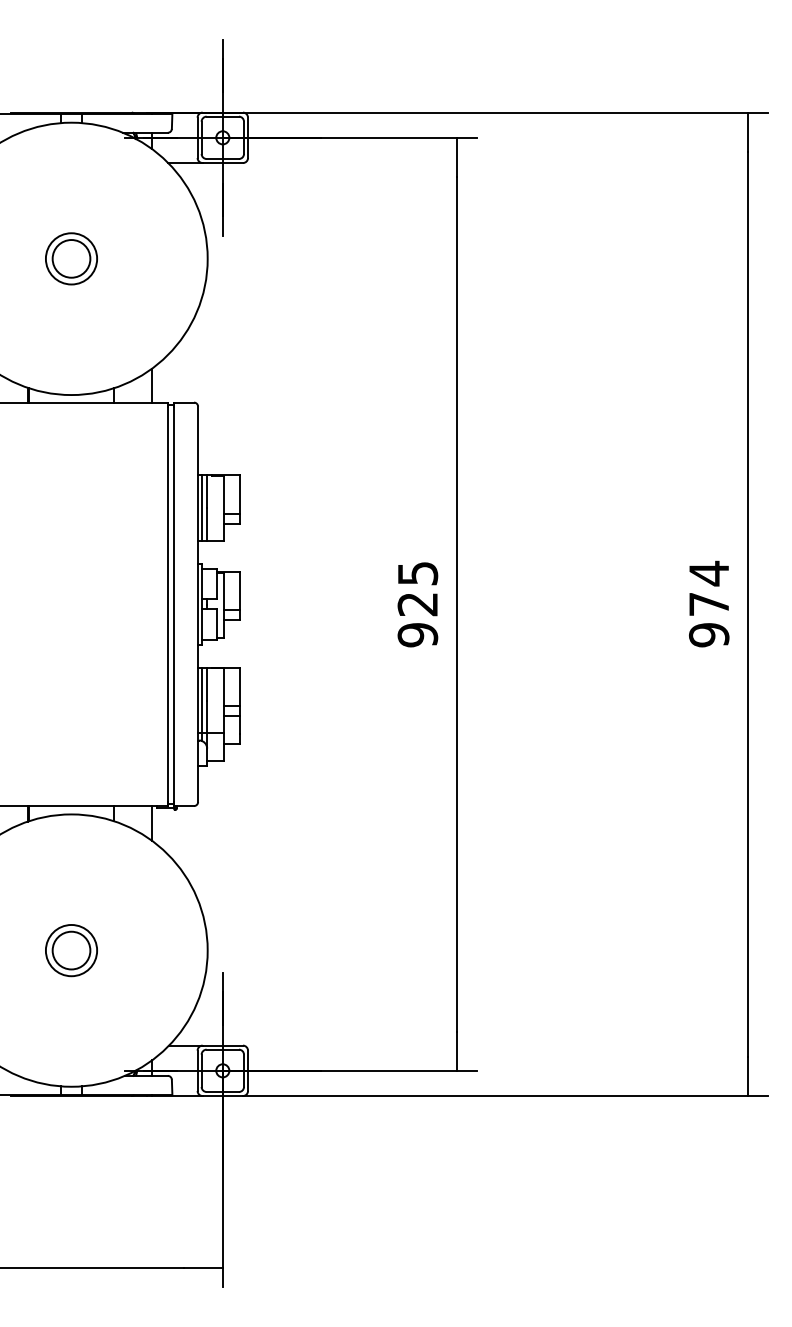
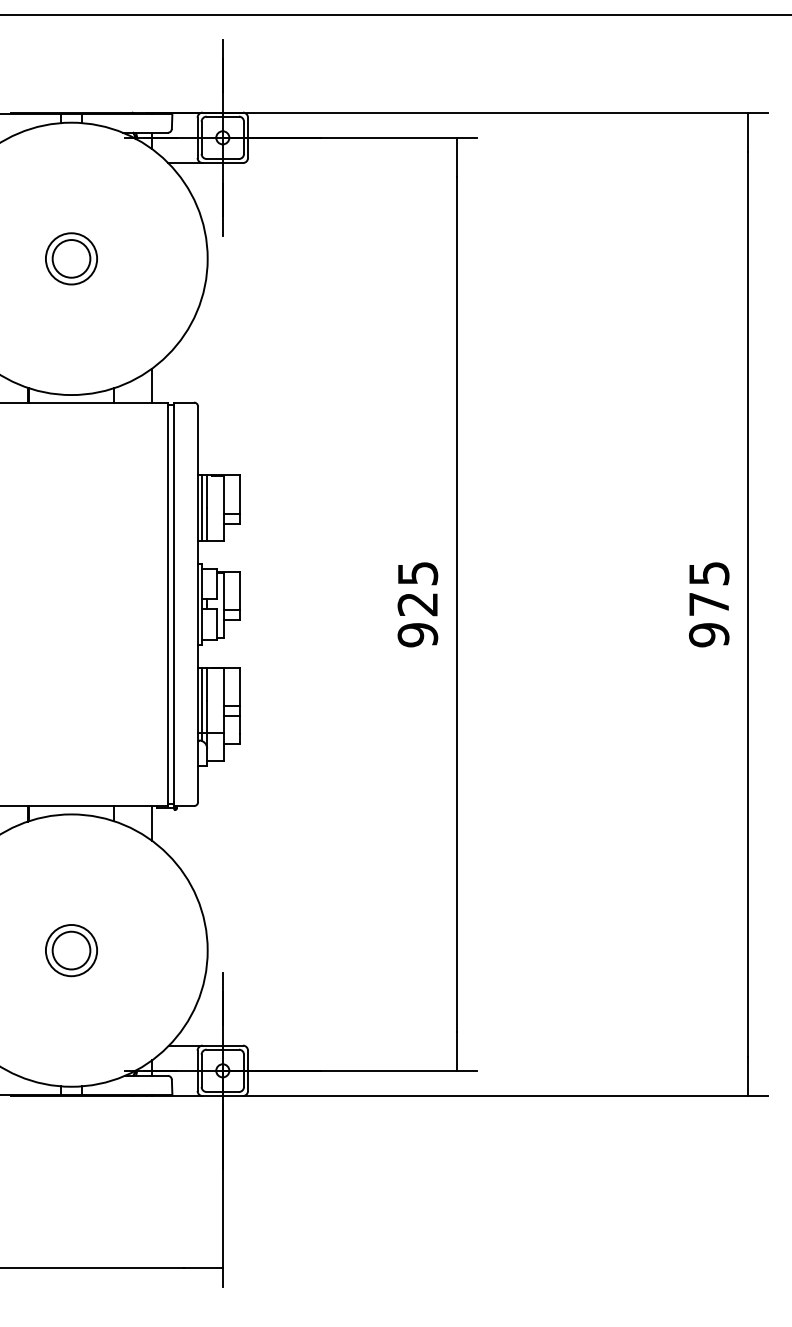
line: none -> present (395, 14)
text: 974 -> 975 (709, 573)
